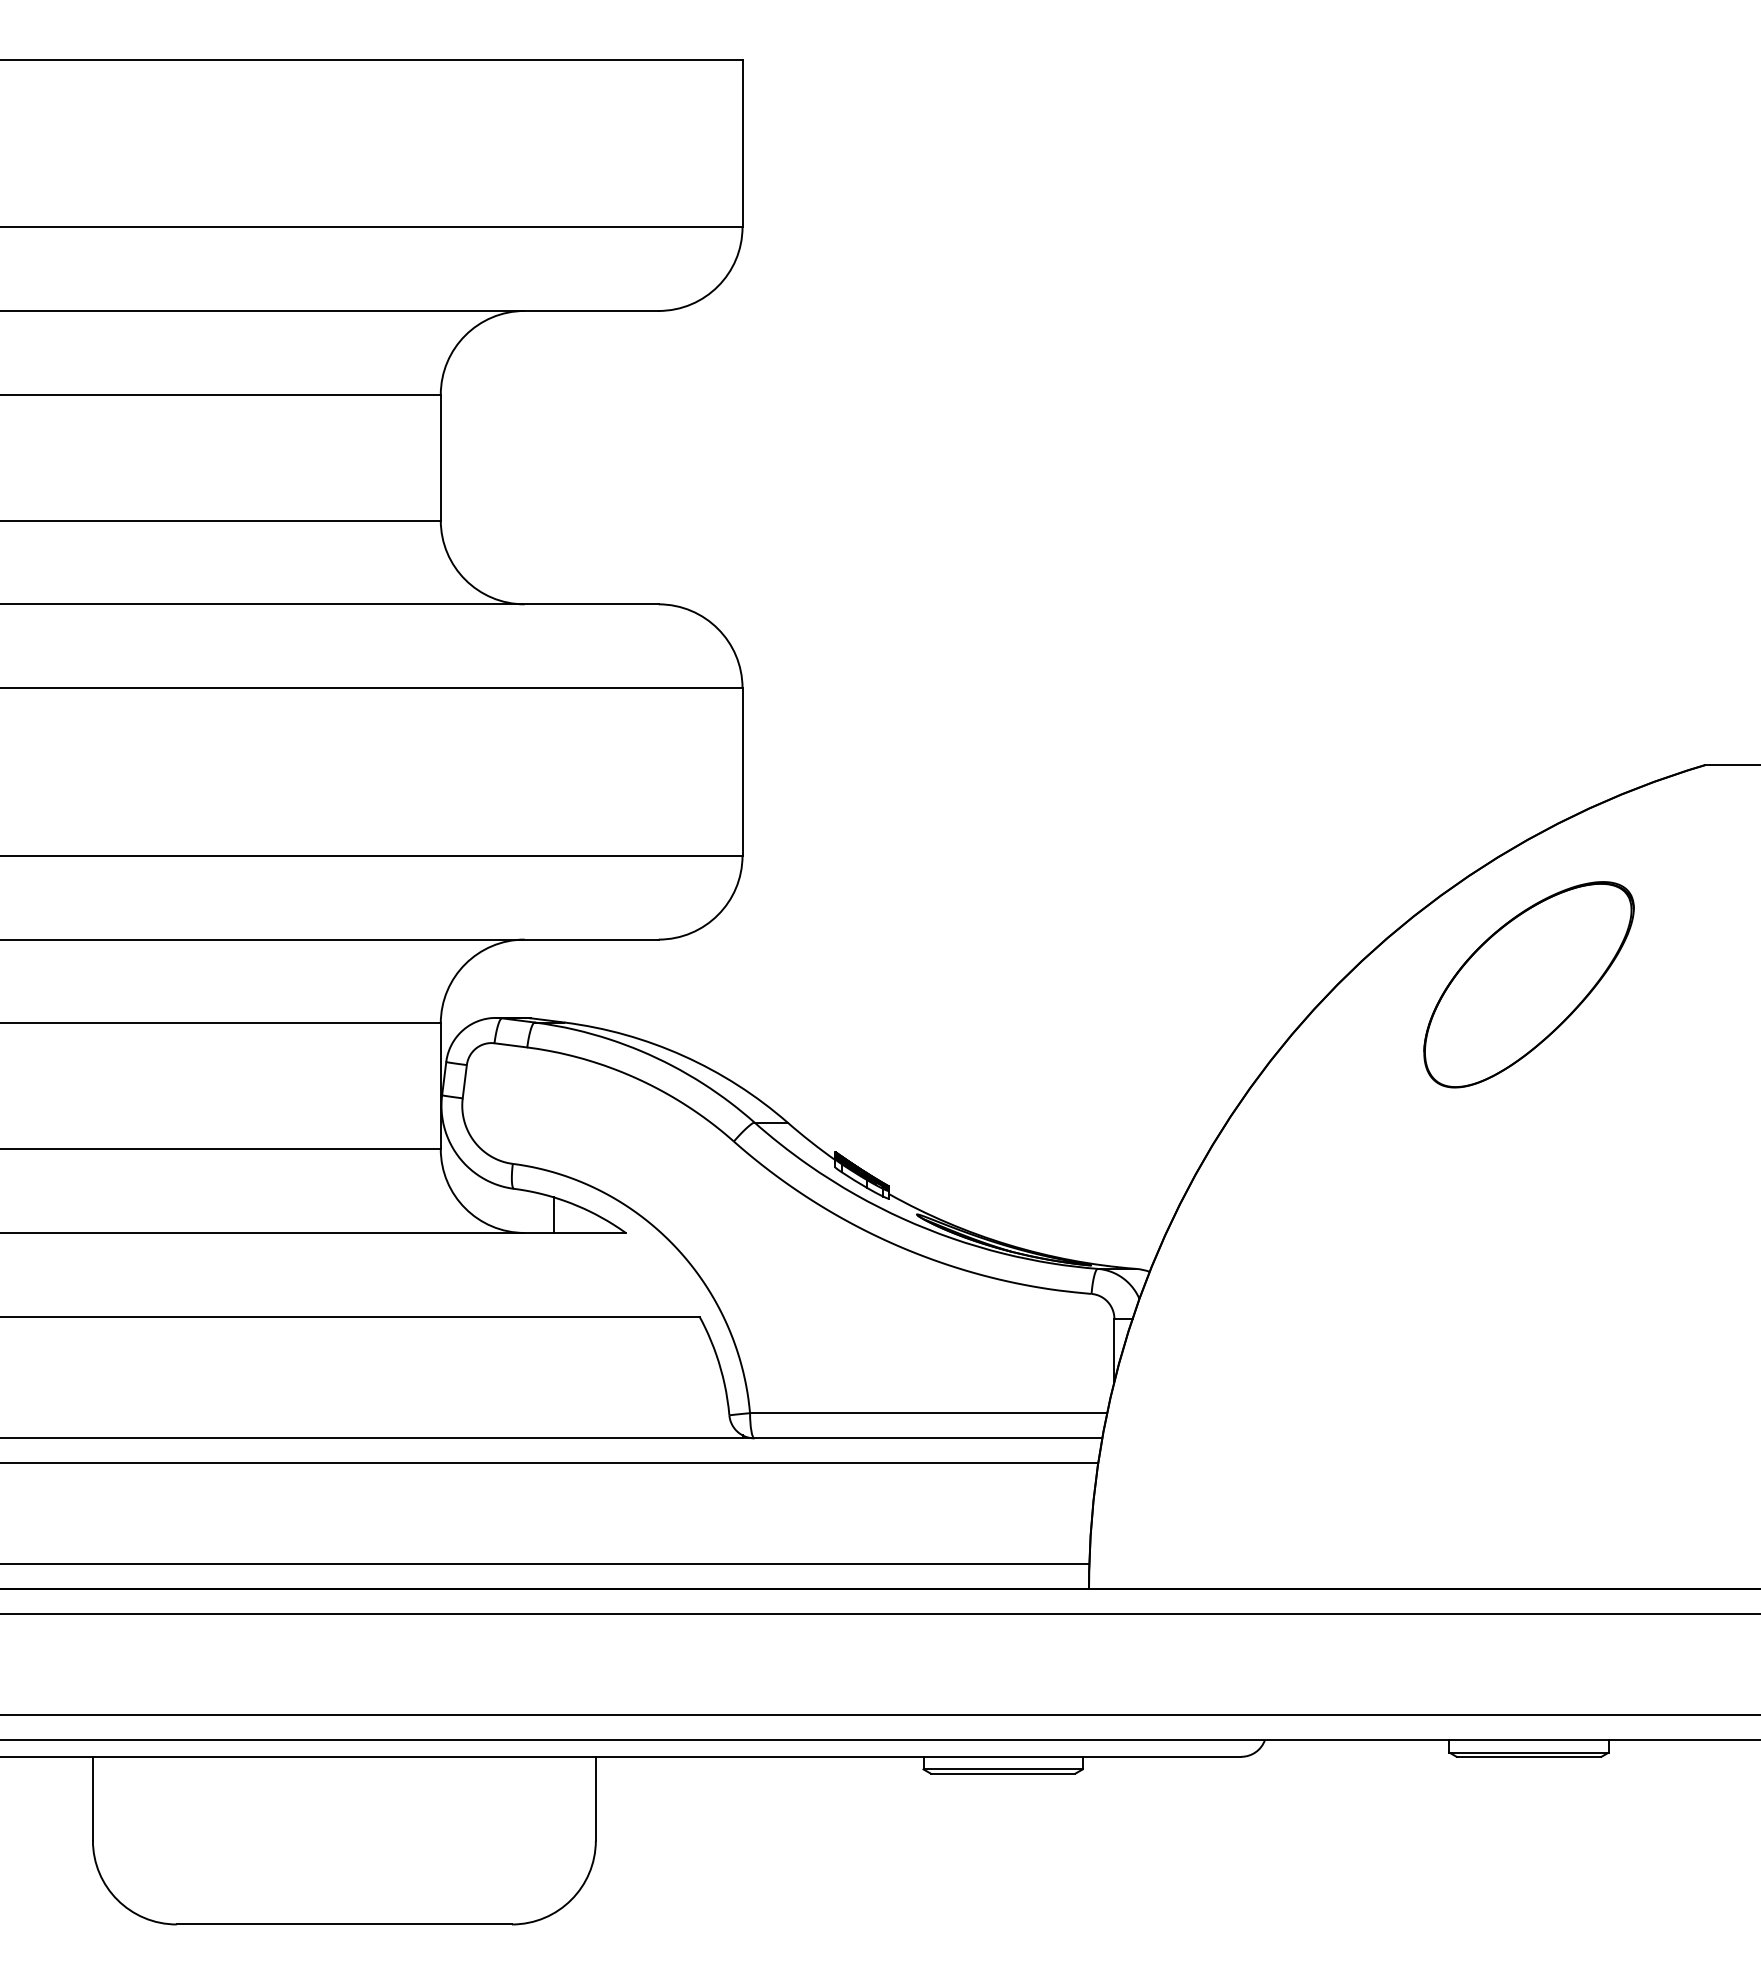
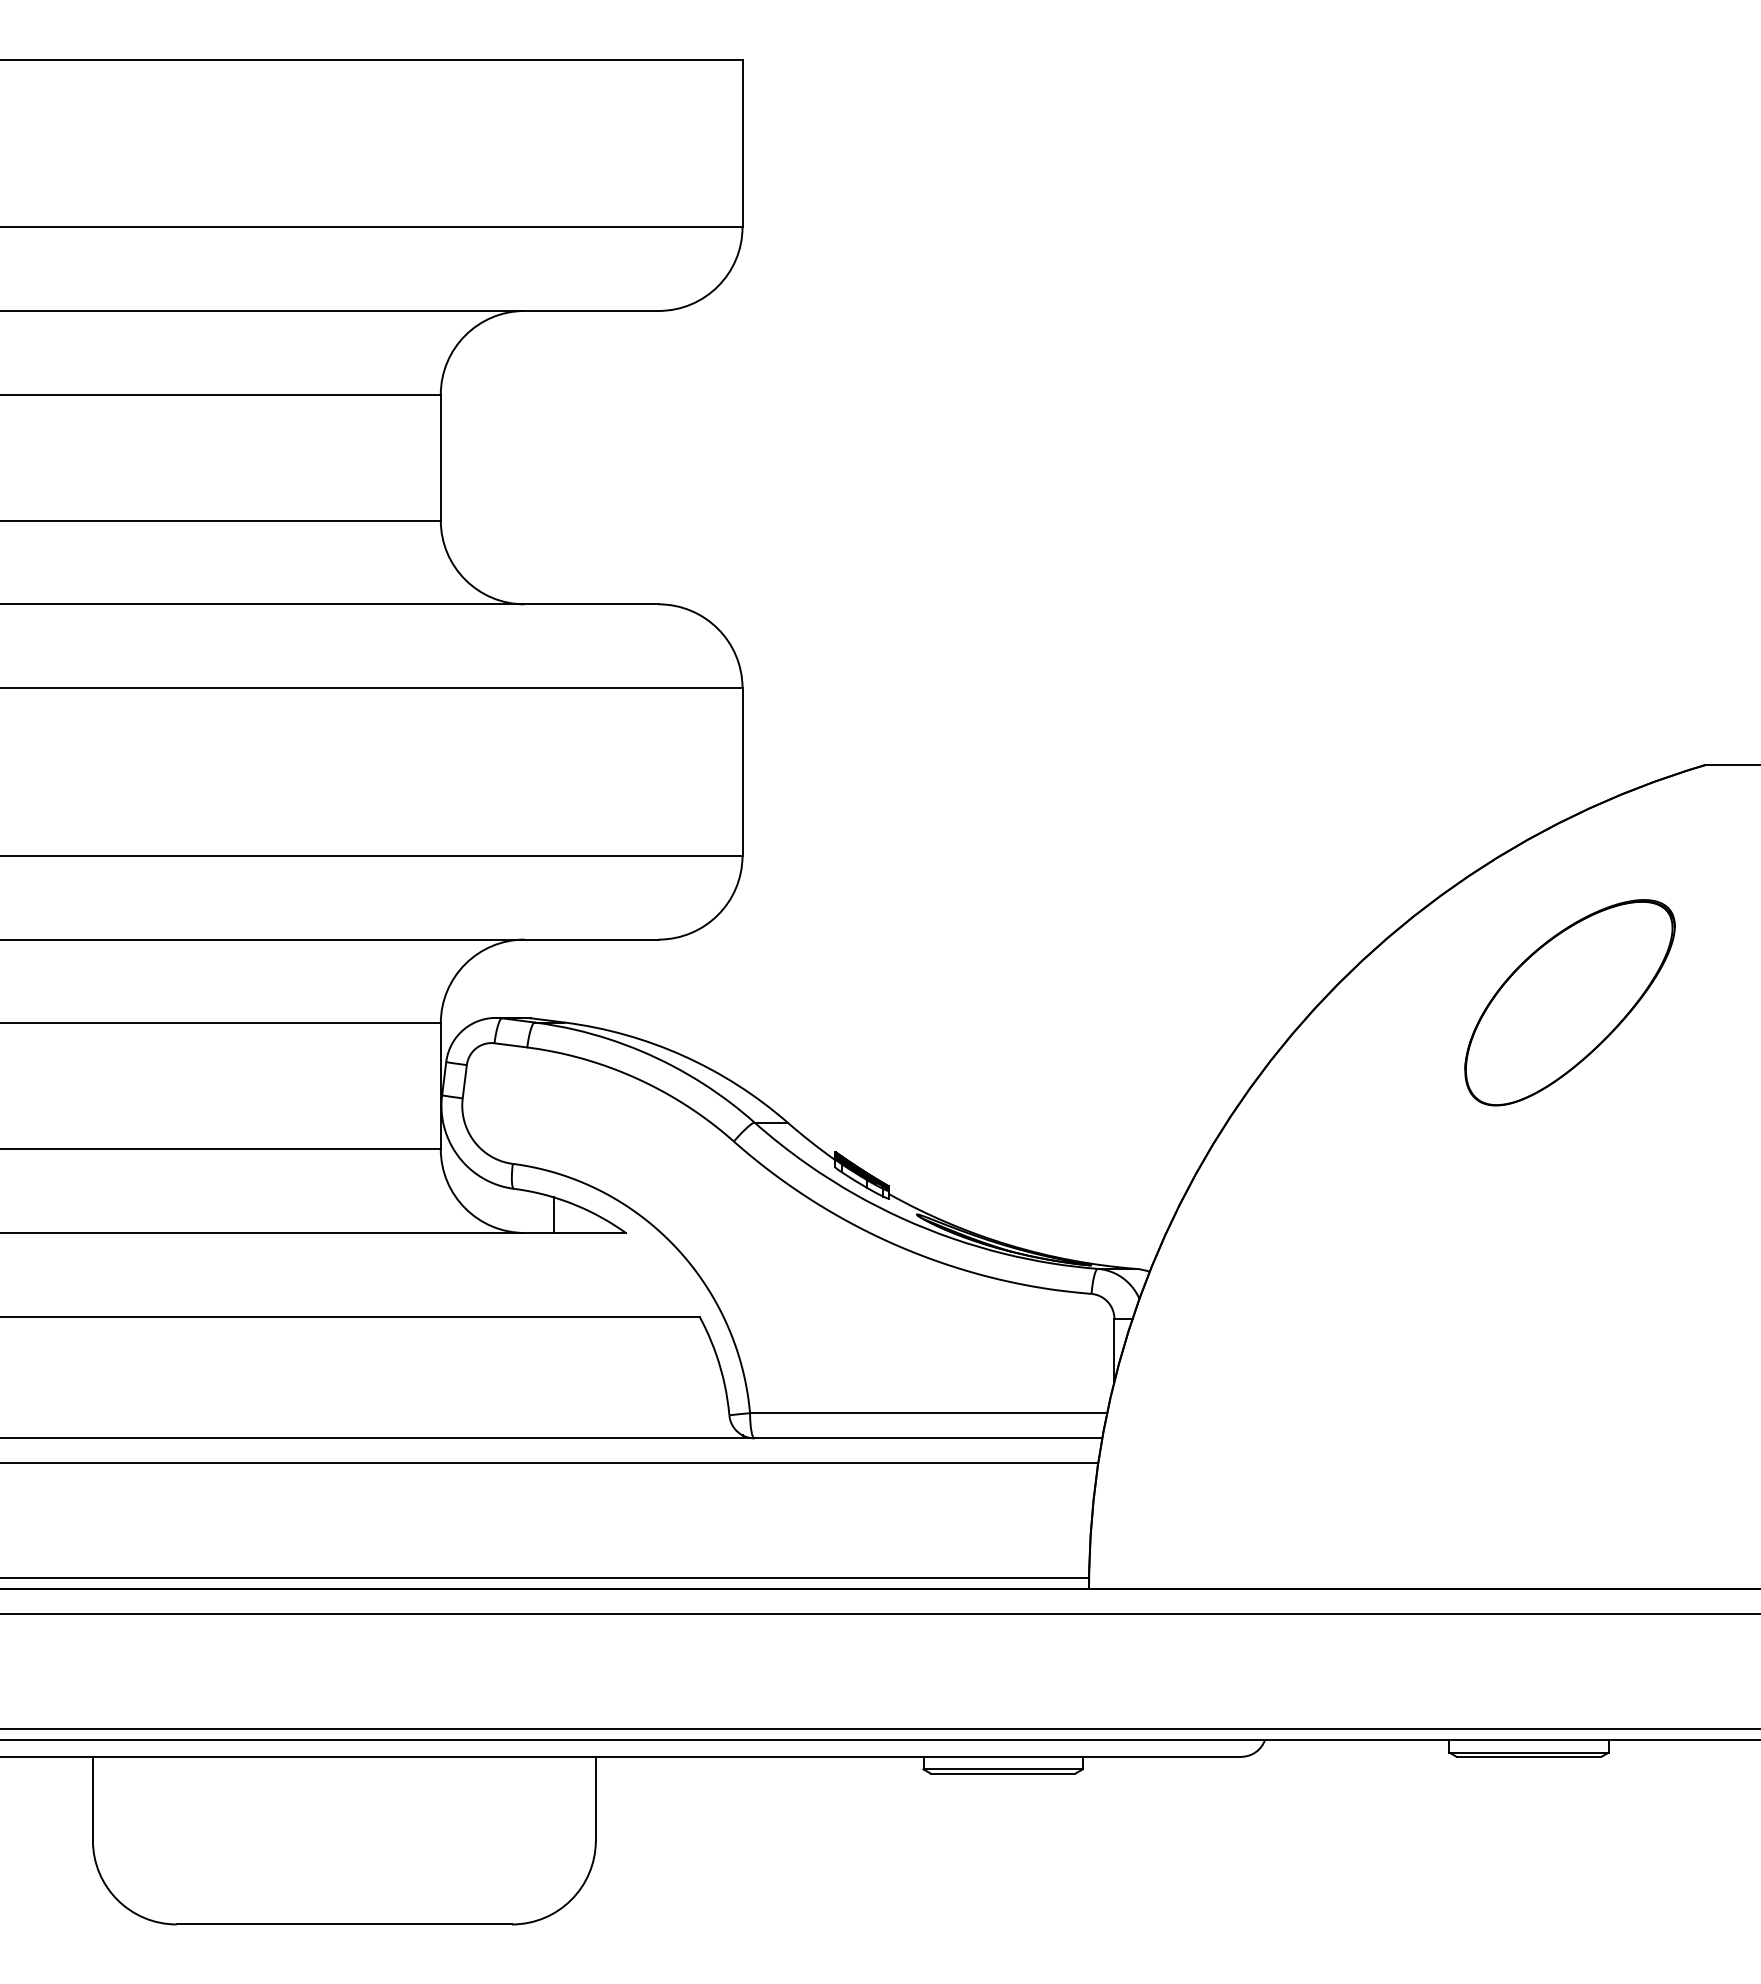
part position: (1528, 984) -> (1569, 1002) (1569, 1002)
line position: (545, 1564) -> (545, 1578) (545, 1578)
line position: (879, 1714) -> (879, 1728) (879, 1728)
